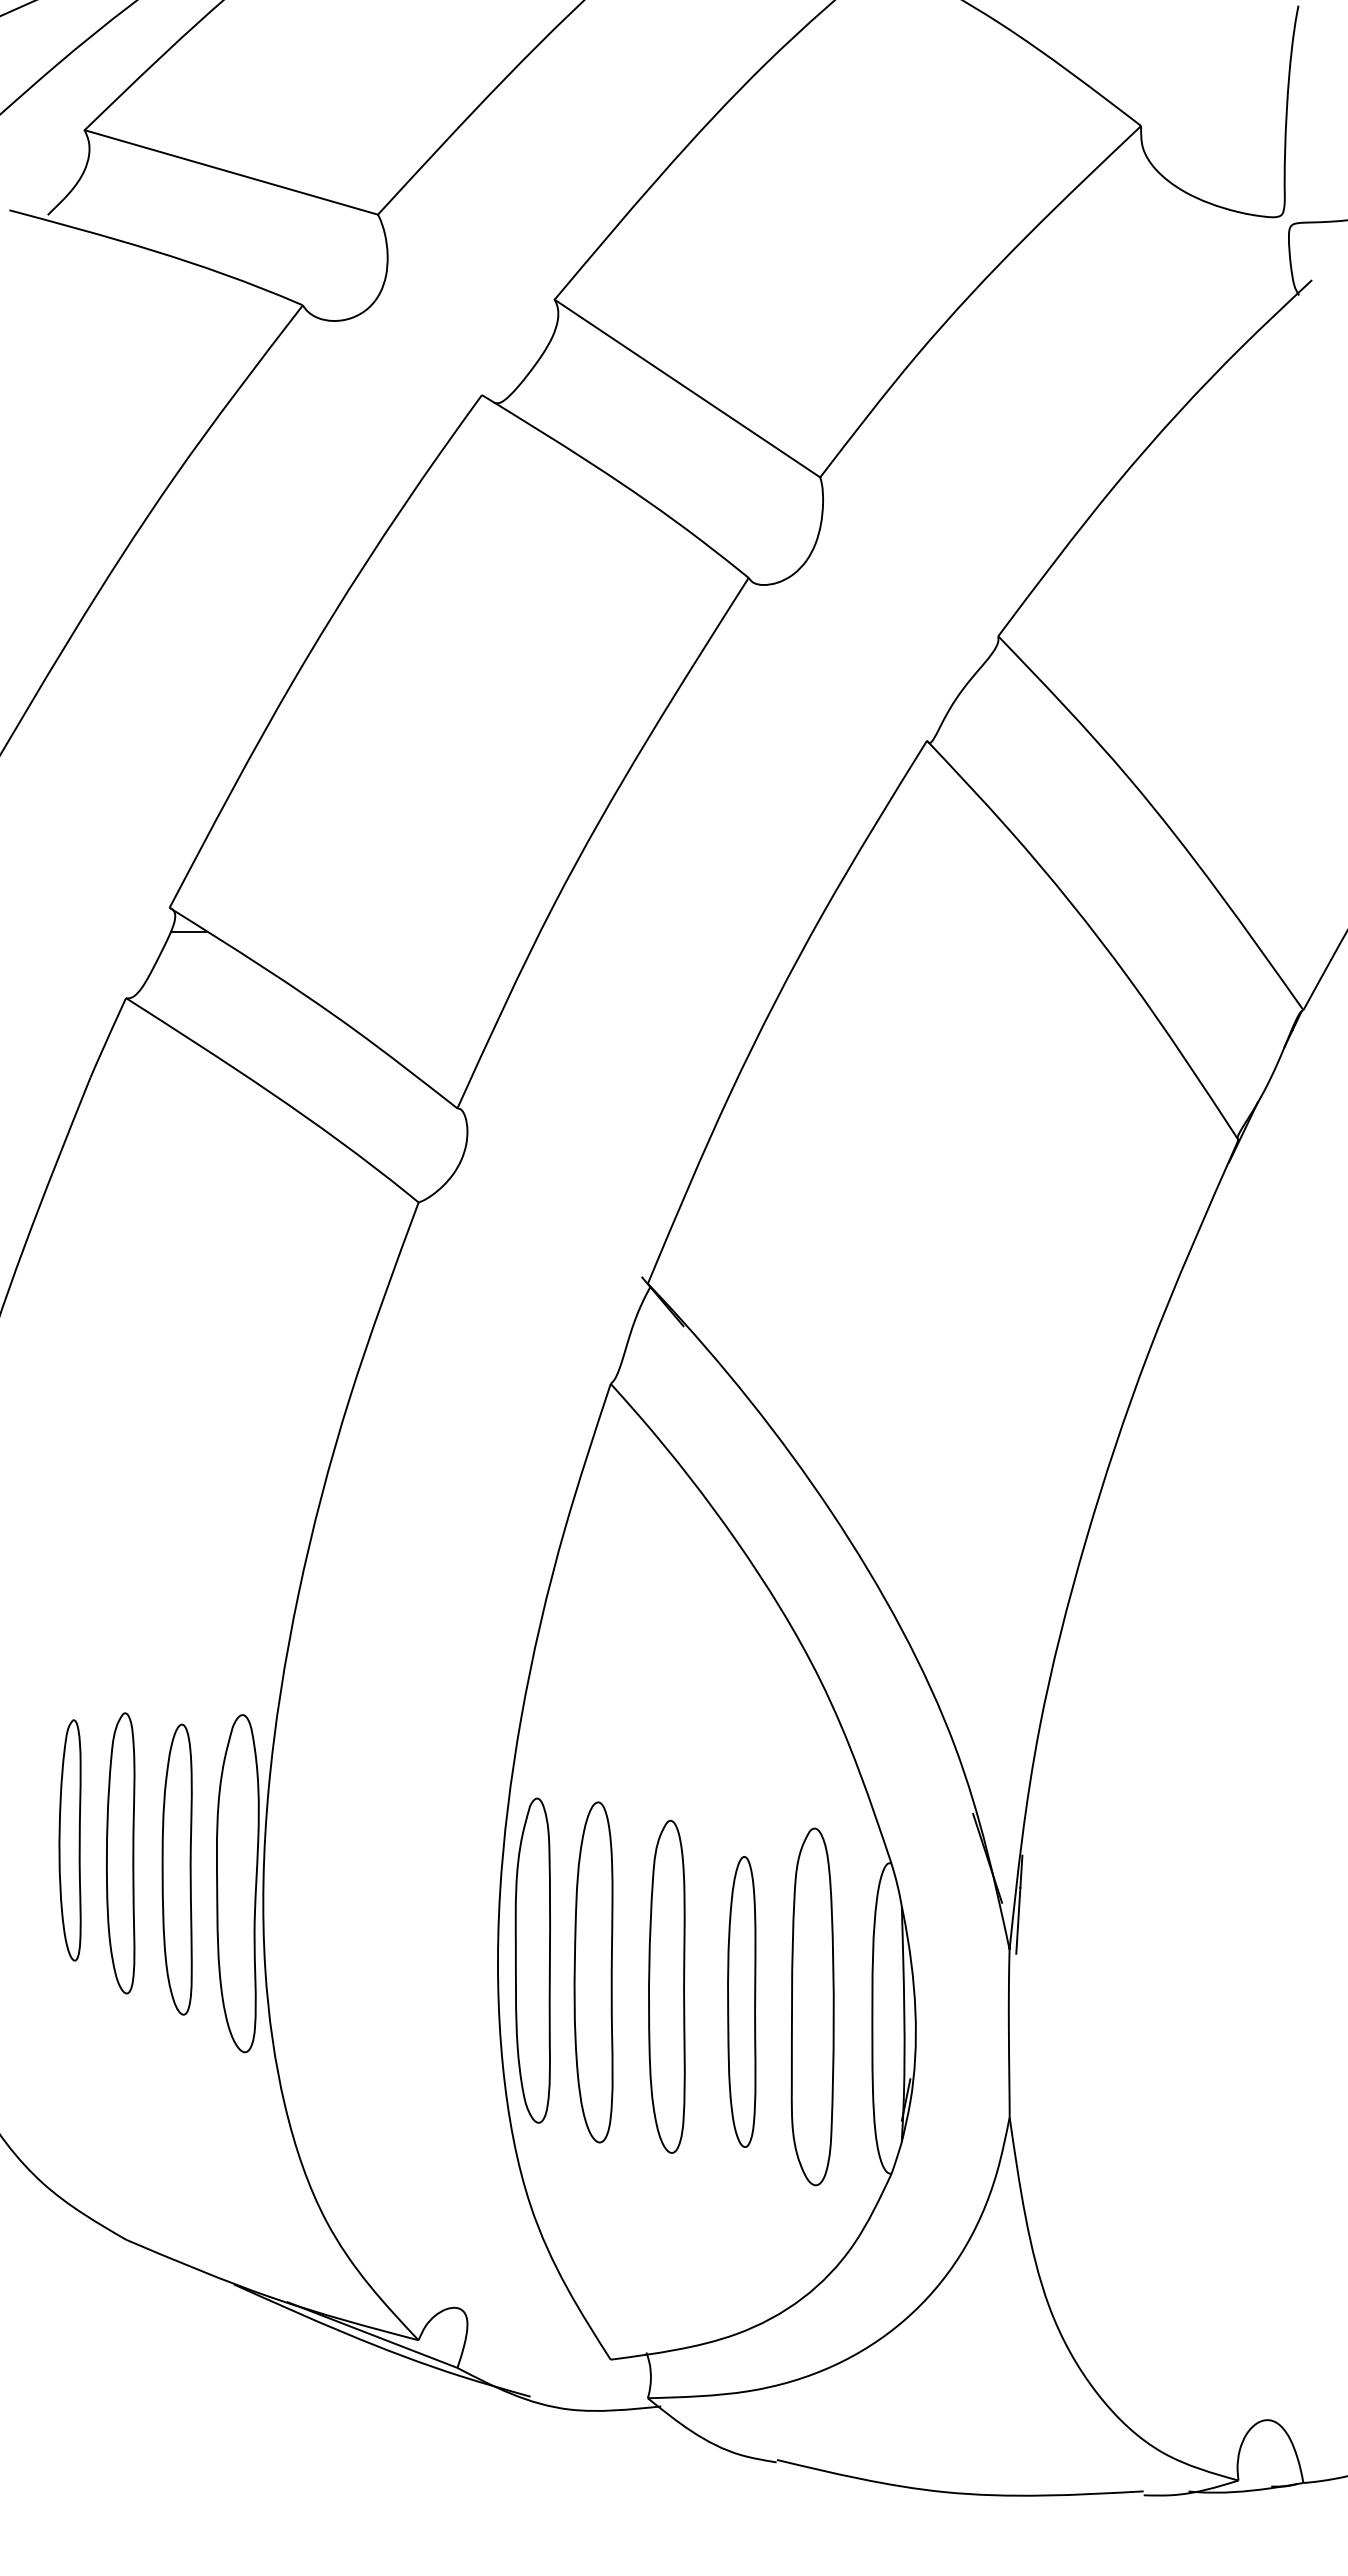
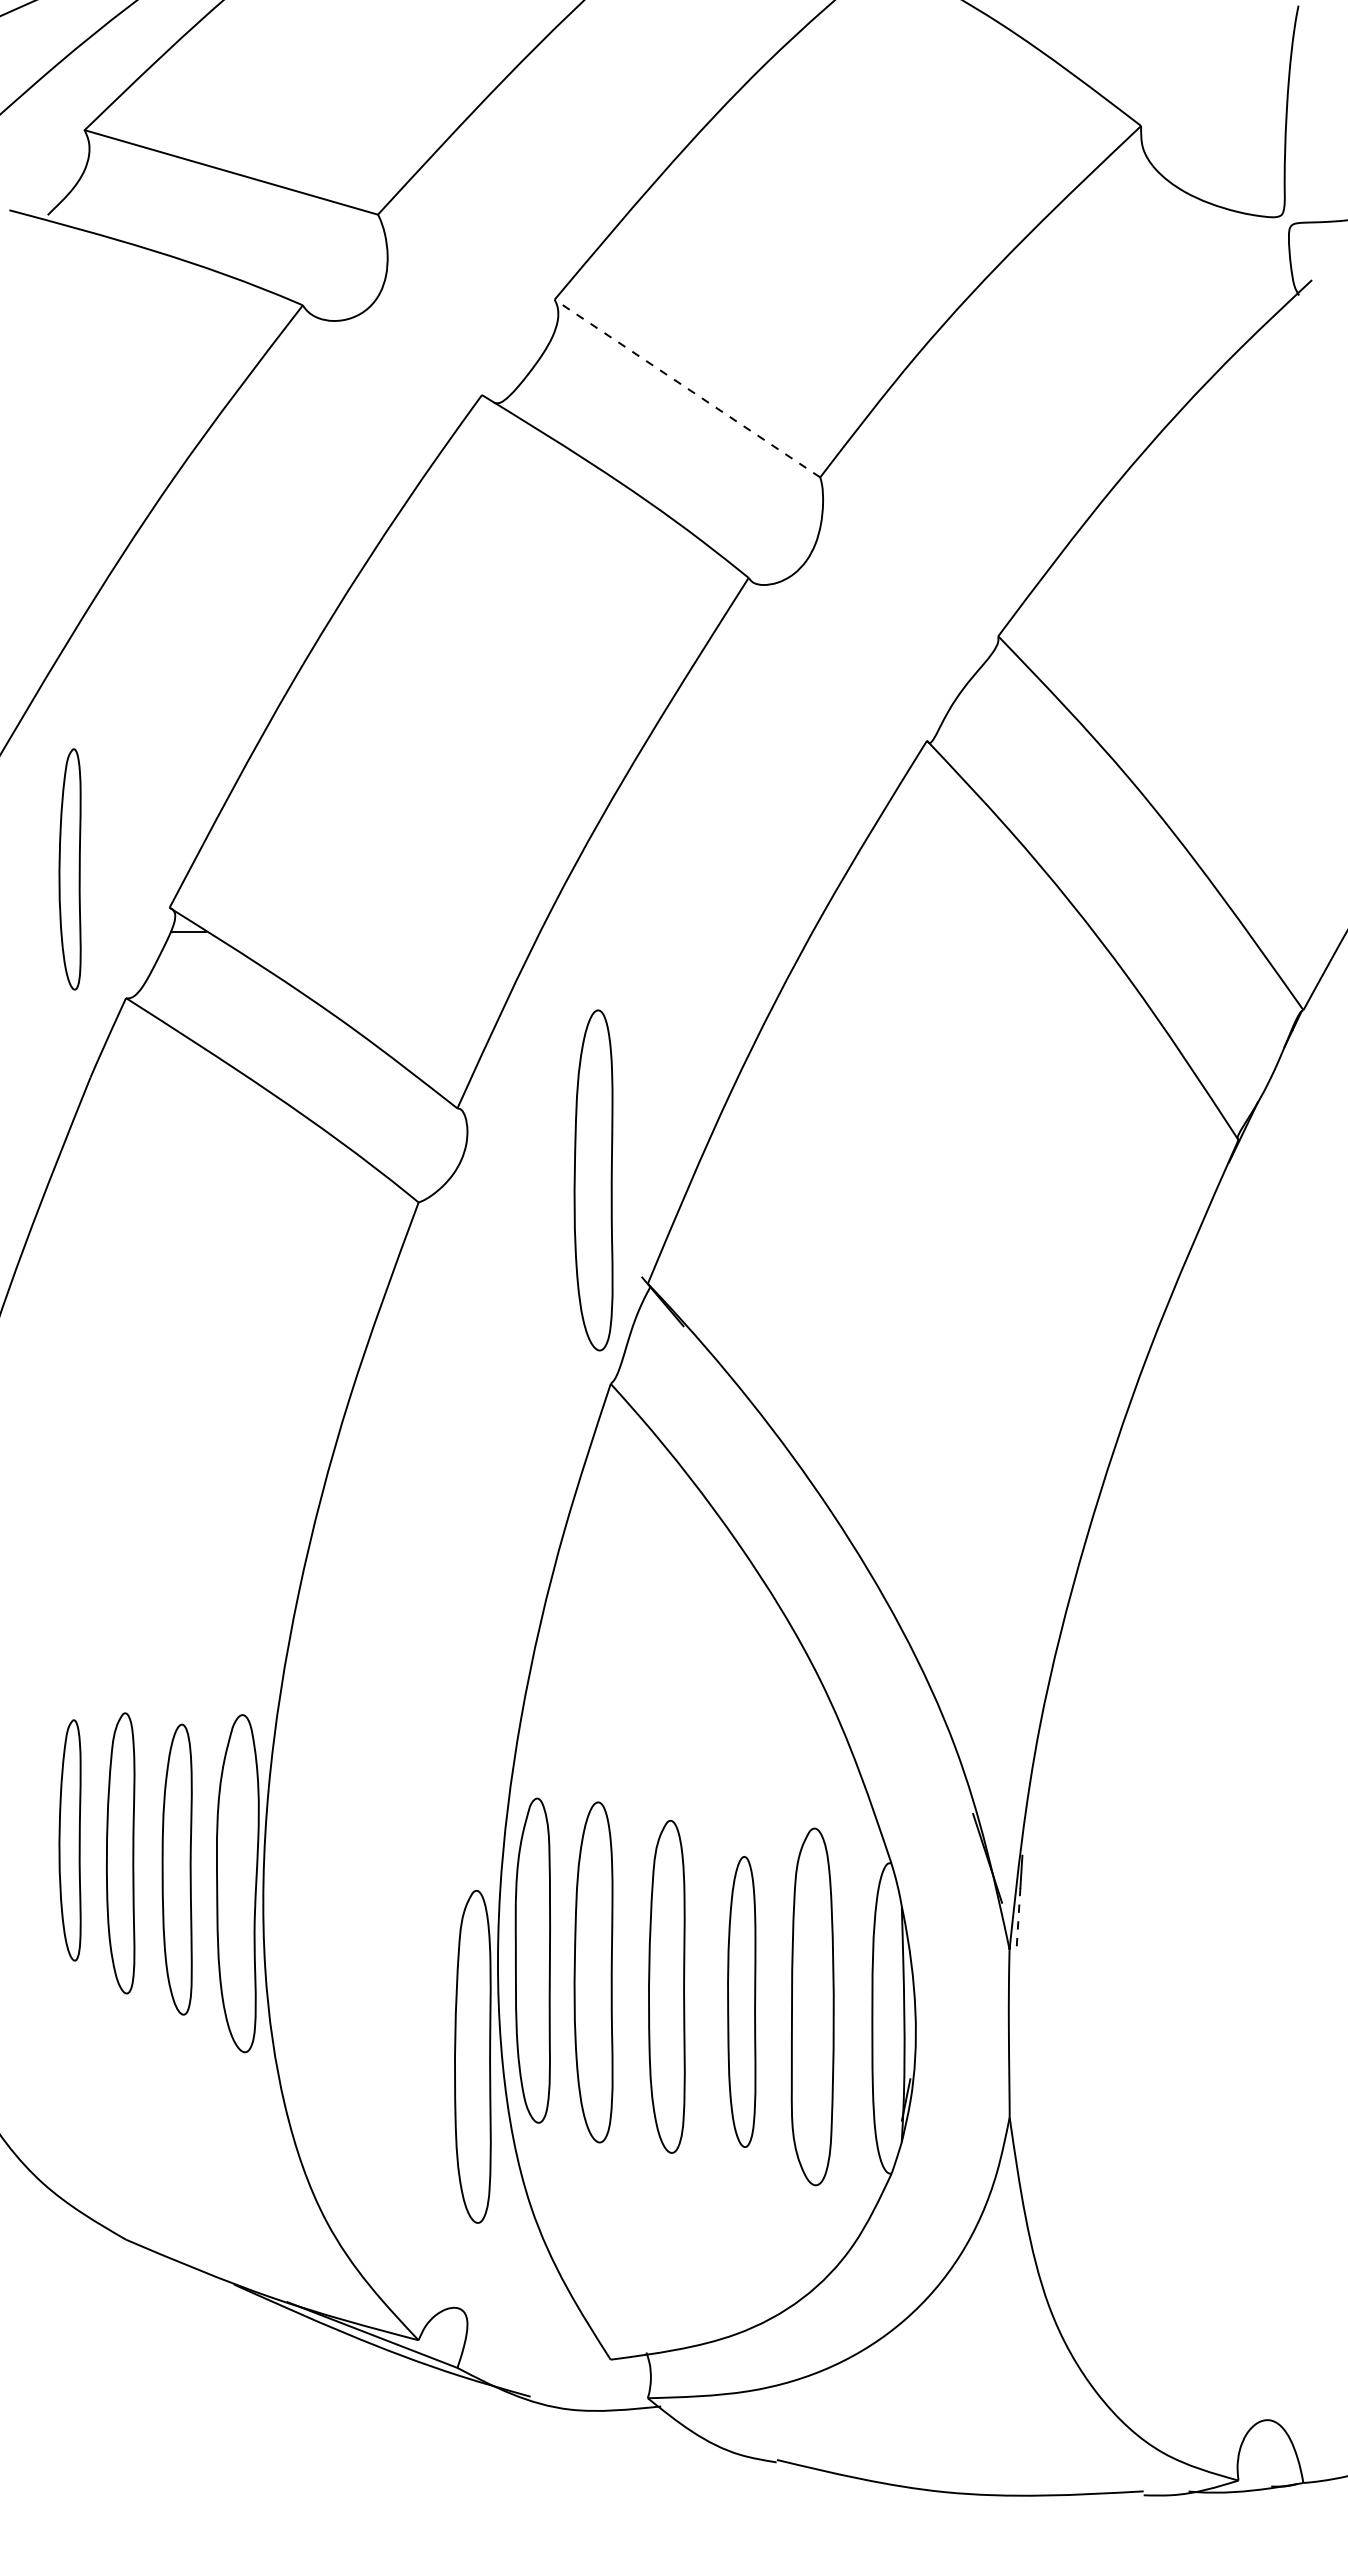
line: solid -> dashed (687, 388)
part: none -> present (69, 869)
part: none -> present (593, 1180)
line: solid -> dashed (1018, 1921)
part: none -> present (472, 2056)
